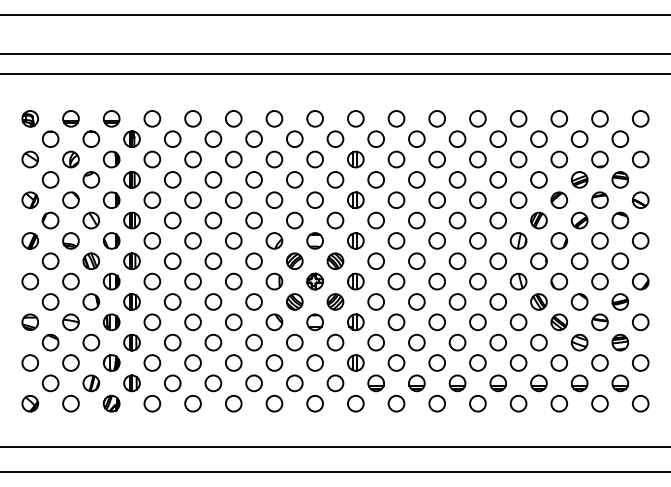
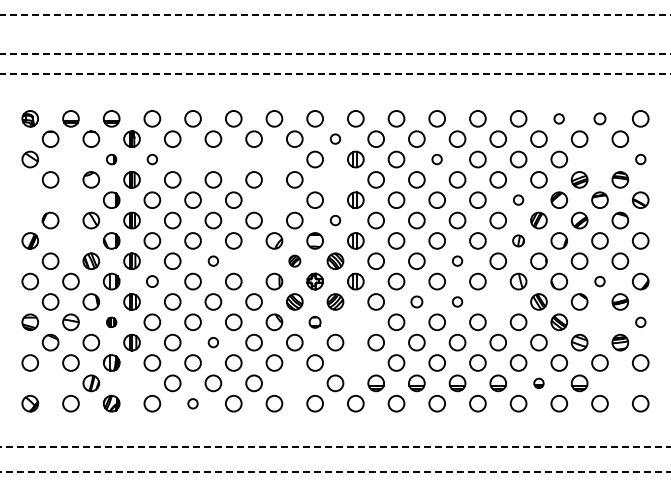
line: solid -> dashed (335, 14)
line: solid -> dashed (334, 54)
line: solid -> dashed (334, 74)
circle size: 18x18 px -> 12x12 px (558, 118)
circle size: 18x18 px -> 14x14 px (599, 118)
circle size: 19x18 px -> 13x12 px (335, 138)
part: present -> none (70, 159)
part size: 19x19 px -> 12x13 px (111, 159)
circle size: 19x19 px -> 12x13 px (151, 159)
circle: present -> none (192, 159)
circle: present -> none (233, 159)
circle: present -> none (274, 159)
circle size: 18x19 px -> 12x13 px (436, 159)
part: present -> none (599, 159)
circle size: 18x19 px -> 12x13 px (640, 159)
circle: present -> none (335, 179)
circle: present -> none (70, 199)
circle: present -> none (274, 199)
circle size: 19x18 px -> 12x12 px (518, 199)
part: present -> none (29, 200)
circle size: 19x19 px -> 13x13 px (335, 220)
part: present -> none (70, 240)
part size: 19x18 px -> 13x14 px (518, 240)
circle size: 19x18 px -> 12x12 px (212, 260)
circle: present -> none (253, 260)
part size: 18x18 px -> 14x14 px (294, 260)
circle size: 19x18 px -> 12x12 px (457, 260)
circle size: 19x19 px -> 13x13 px (152, 281)
circle size: 18x19 px -> 12x12 px (599, 281)
circle size: 18x18 px -> 14x14 px (416, 301)
circle size: 19x18 px -> 12x12 px (457, 301)
circle: present -> none (497, 301)
part size: 19x19 px -> 12x12 px (111, 321)
part size: 18x19 px -> 14x13 px (314, 322)
part: present -> none (355, 322)
part: present -> none (599, 322)
circle size: 18x19 px -> 12x12 px (640, 321)
circle size: 19x19 px -> 12x12 px (212, 342)
part: present -> none (355, 362)
circle: present -> none (50, 383)
part: present -> none (131, 383)
circle: present -> none (294, 383)
part size: 18x19 px -> 12x12 px (538, 382)
part: present -> none (620, 383)
circle size: 18x18 px -> 12x12 px (192, 403)
line: solid -> dashed (336, 446)
line: solid -> dashed (336, 472)
